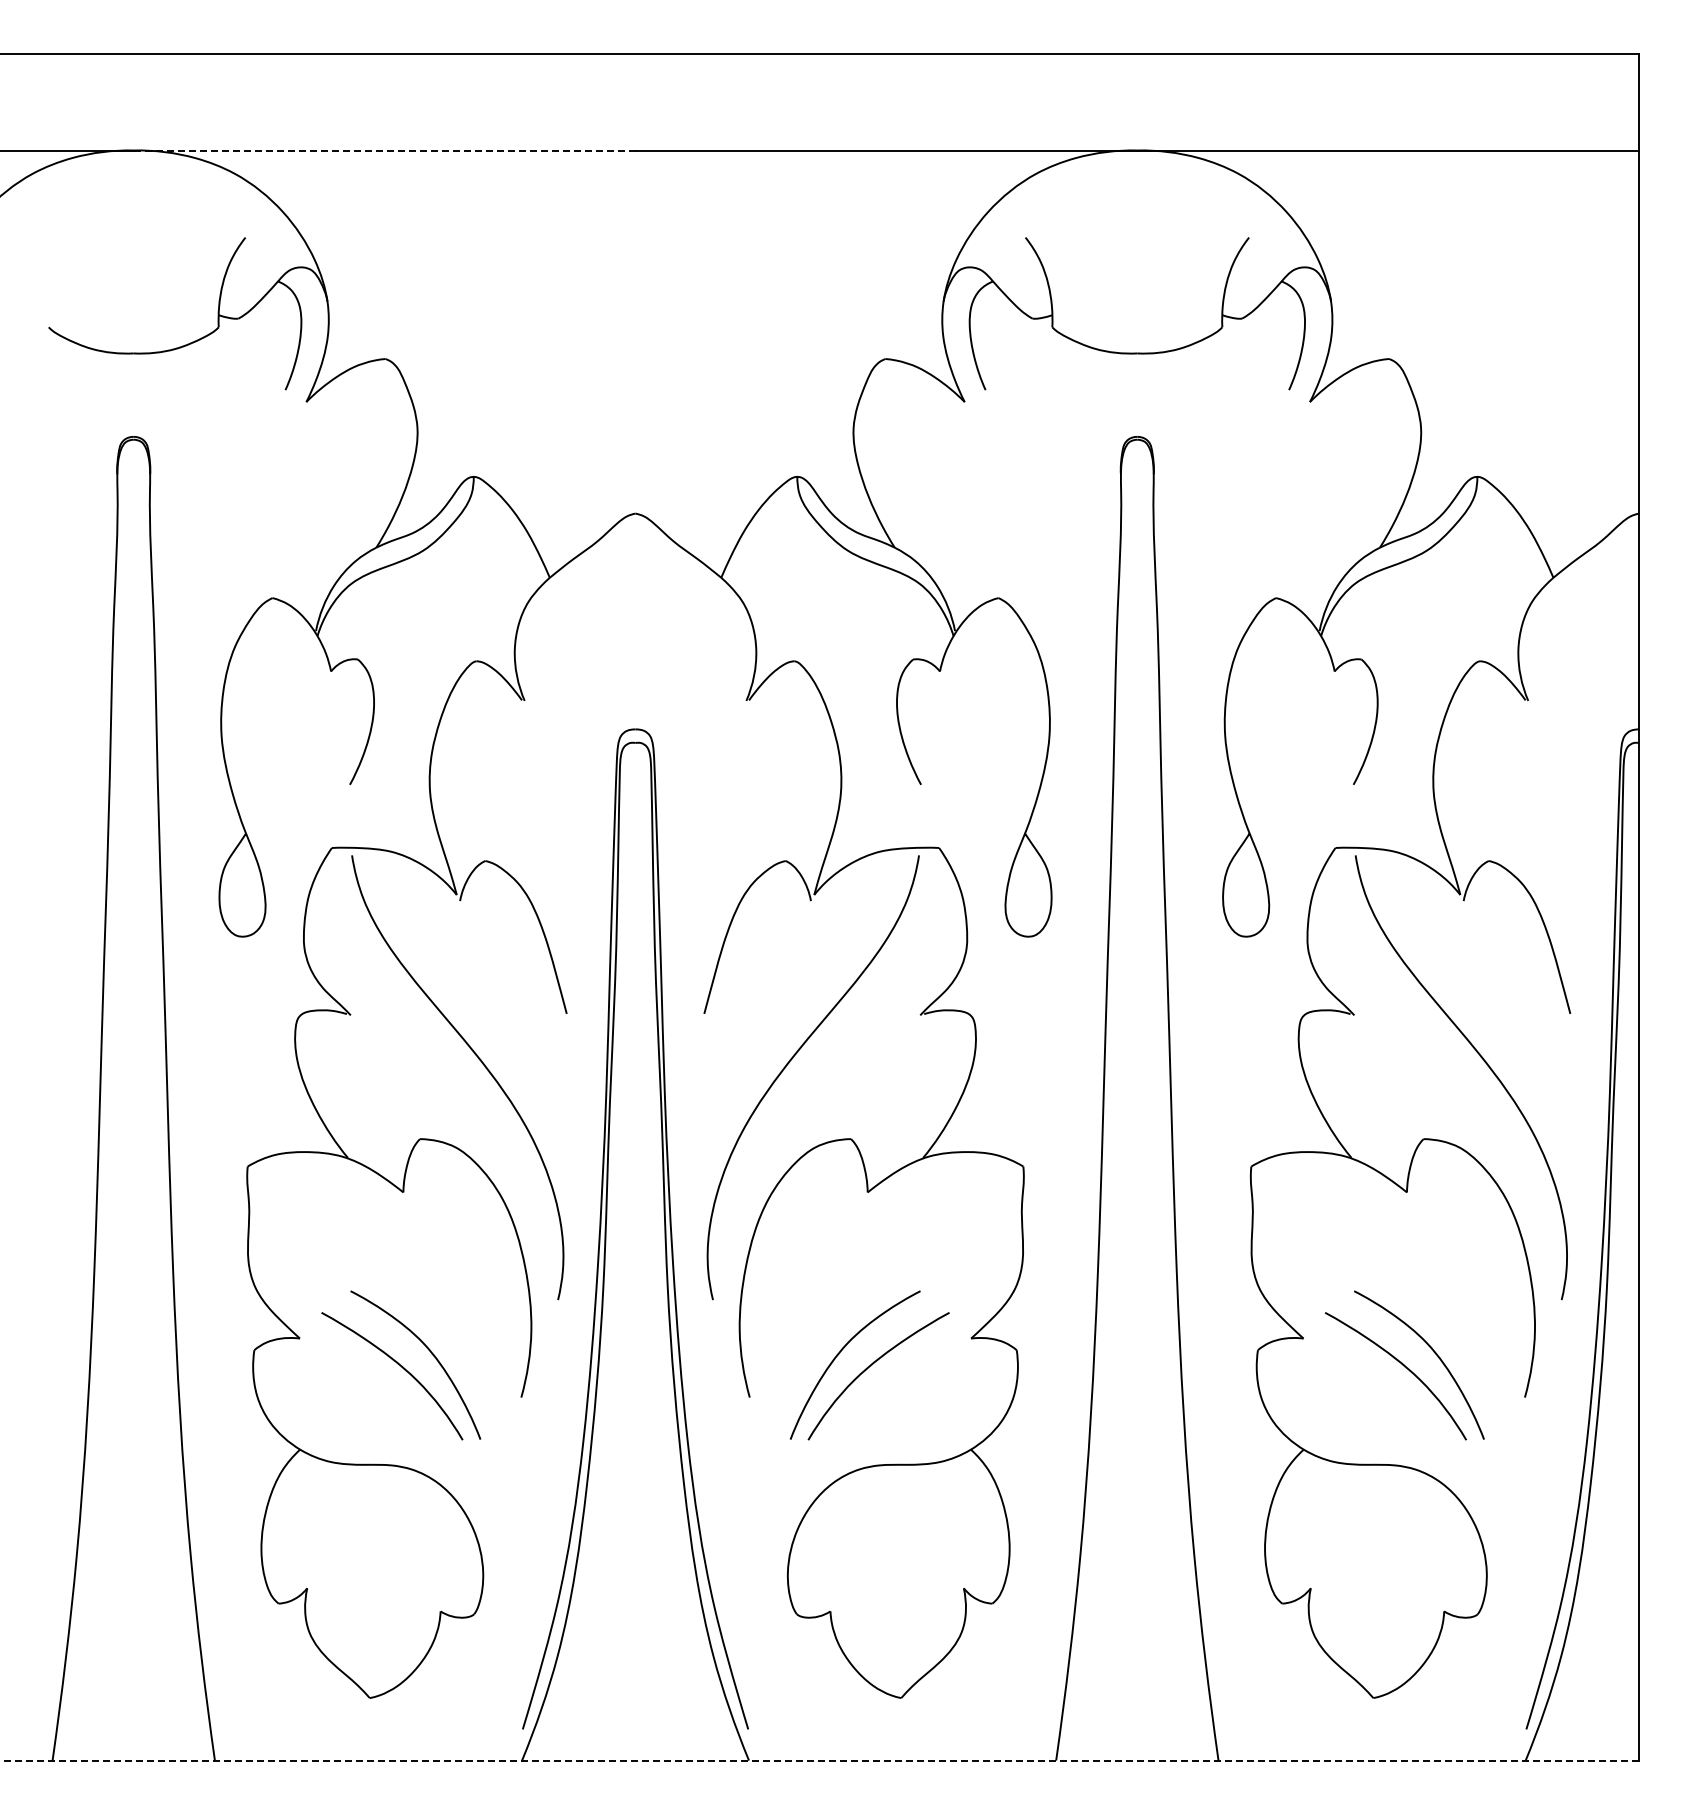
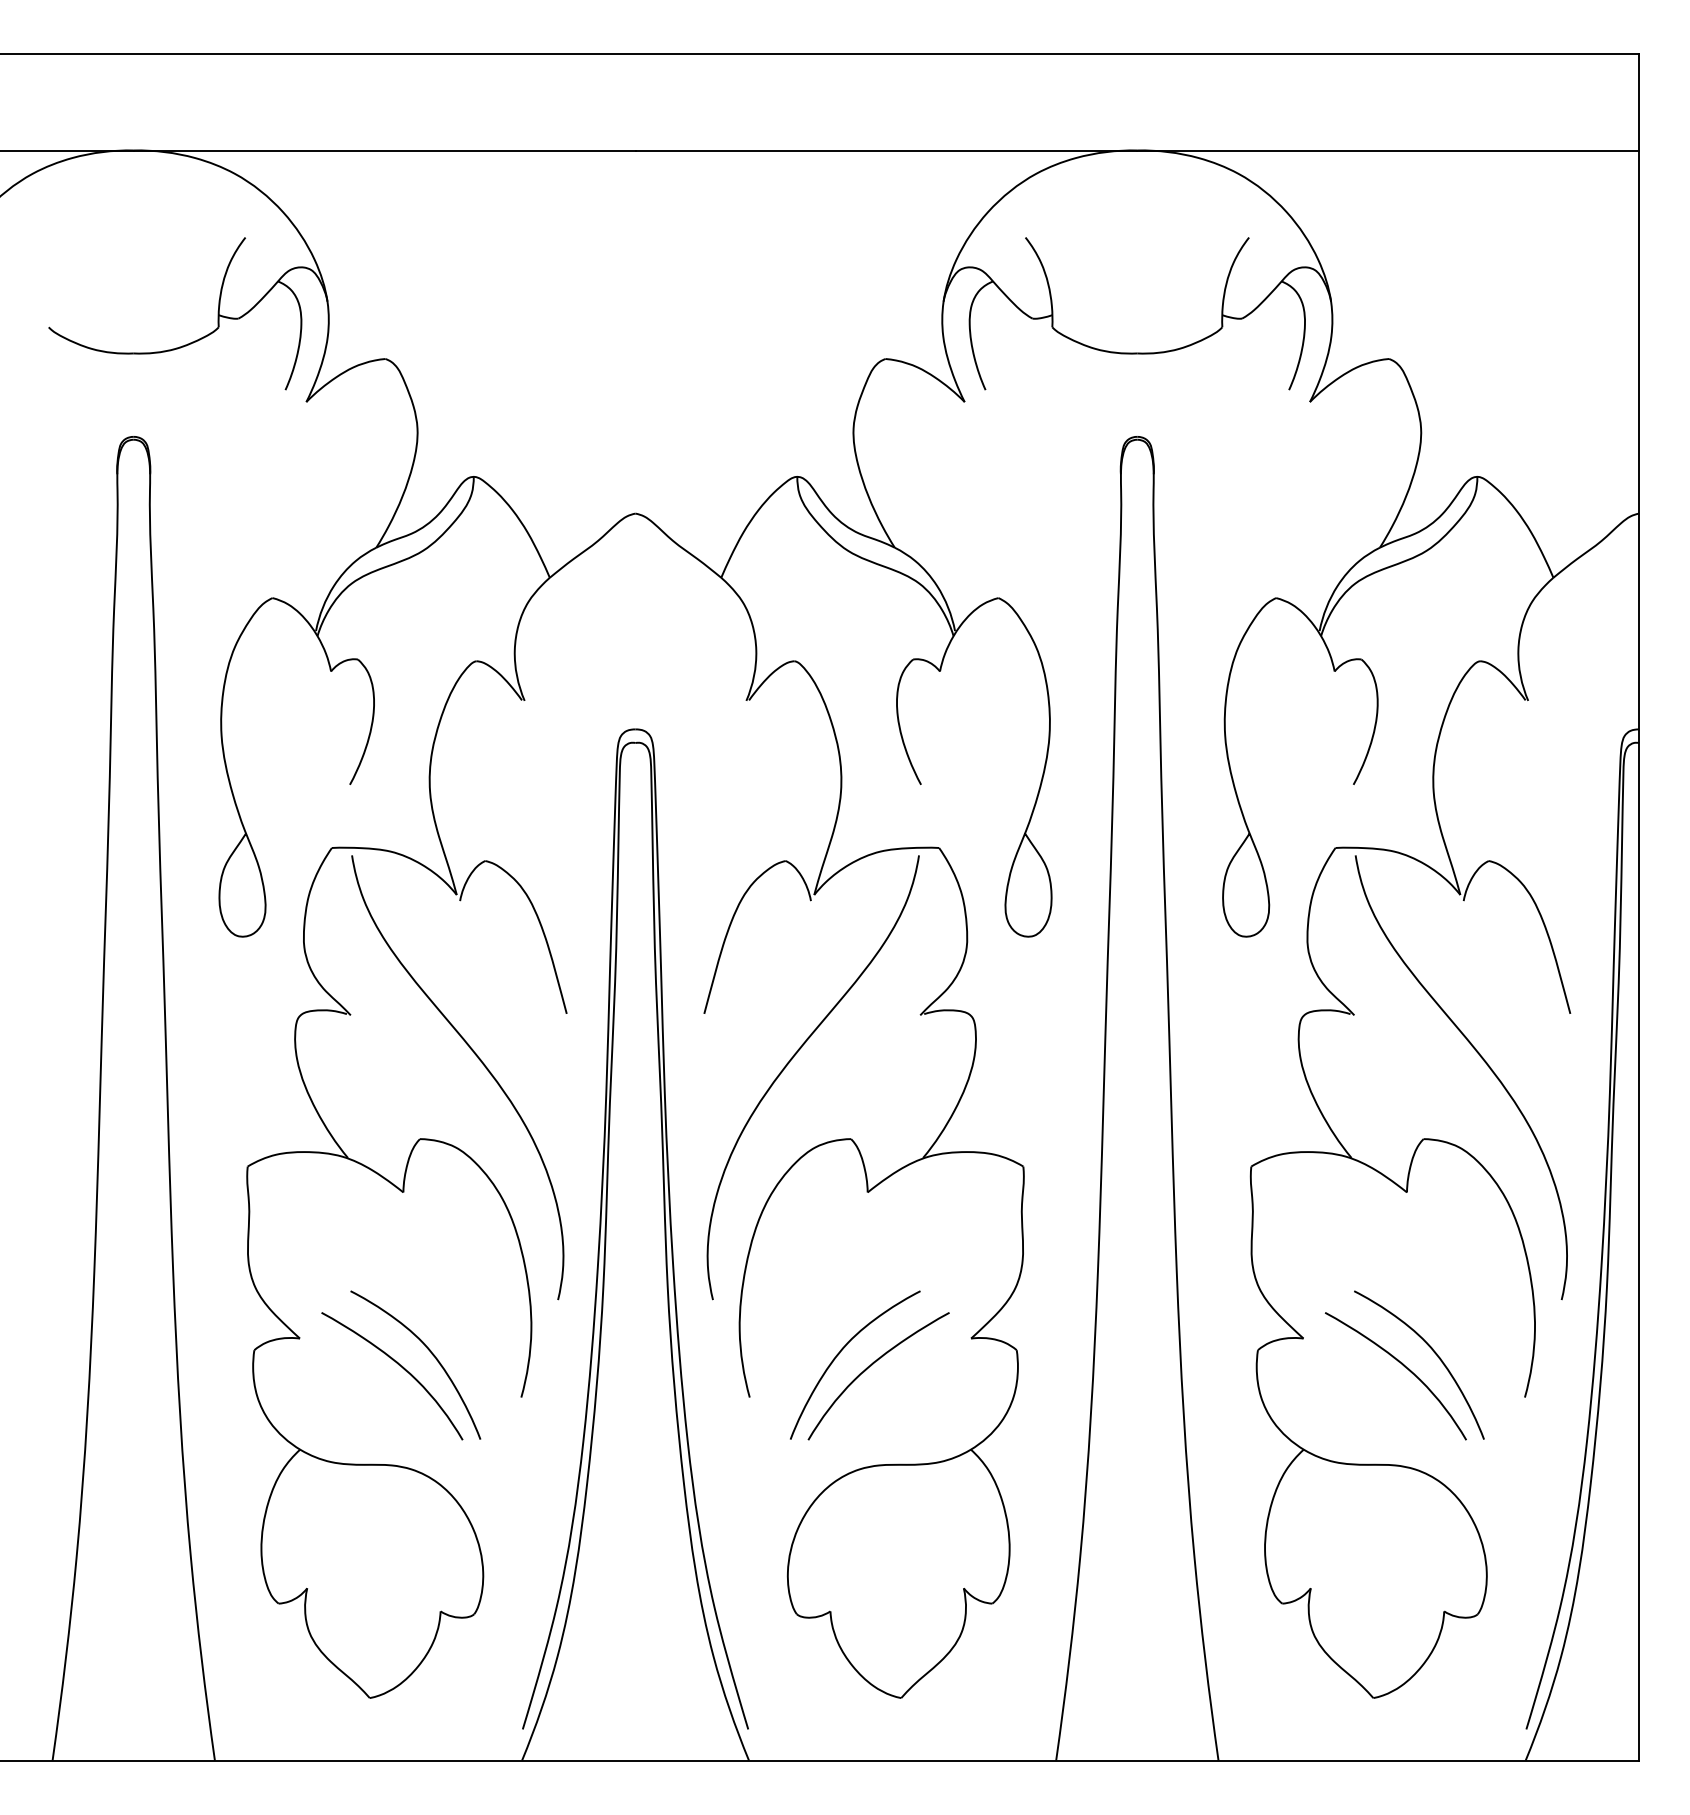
line: dashed -> solid (384, 150)
line: dashed -> solid (819, 1760)
